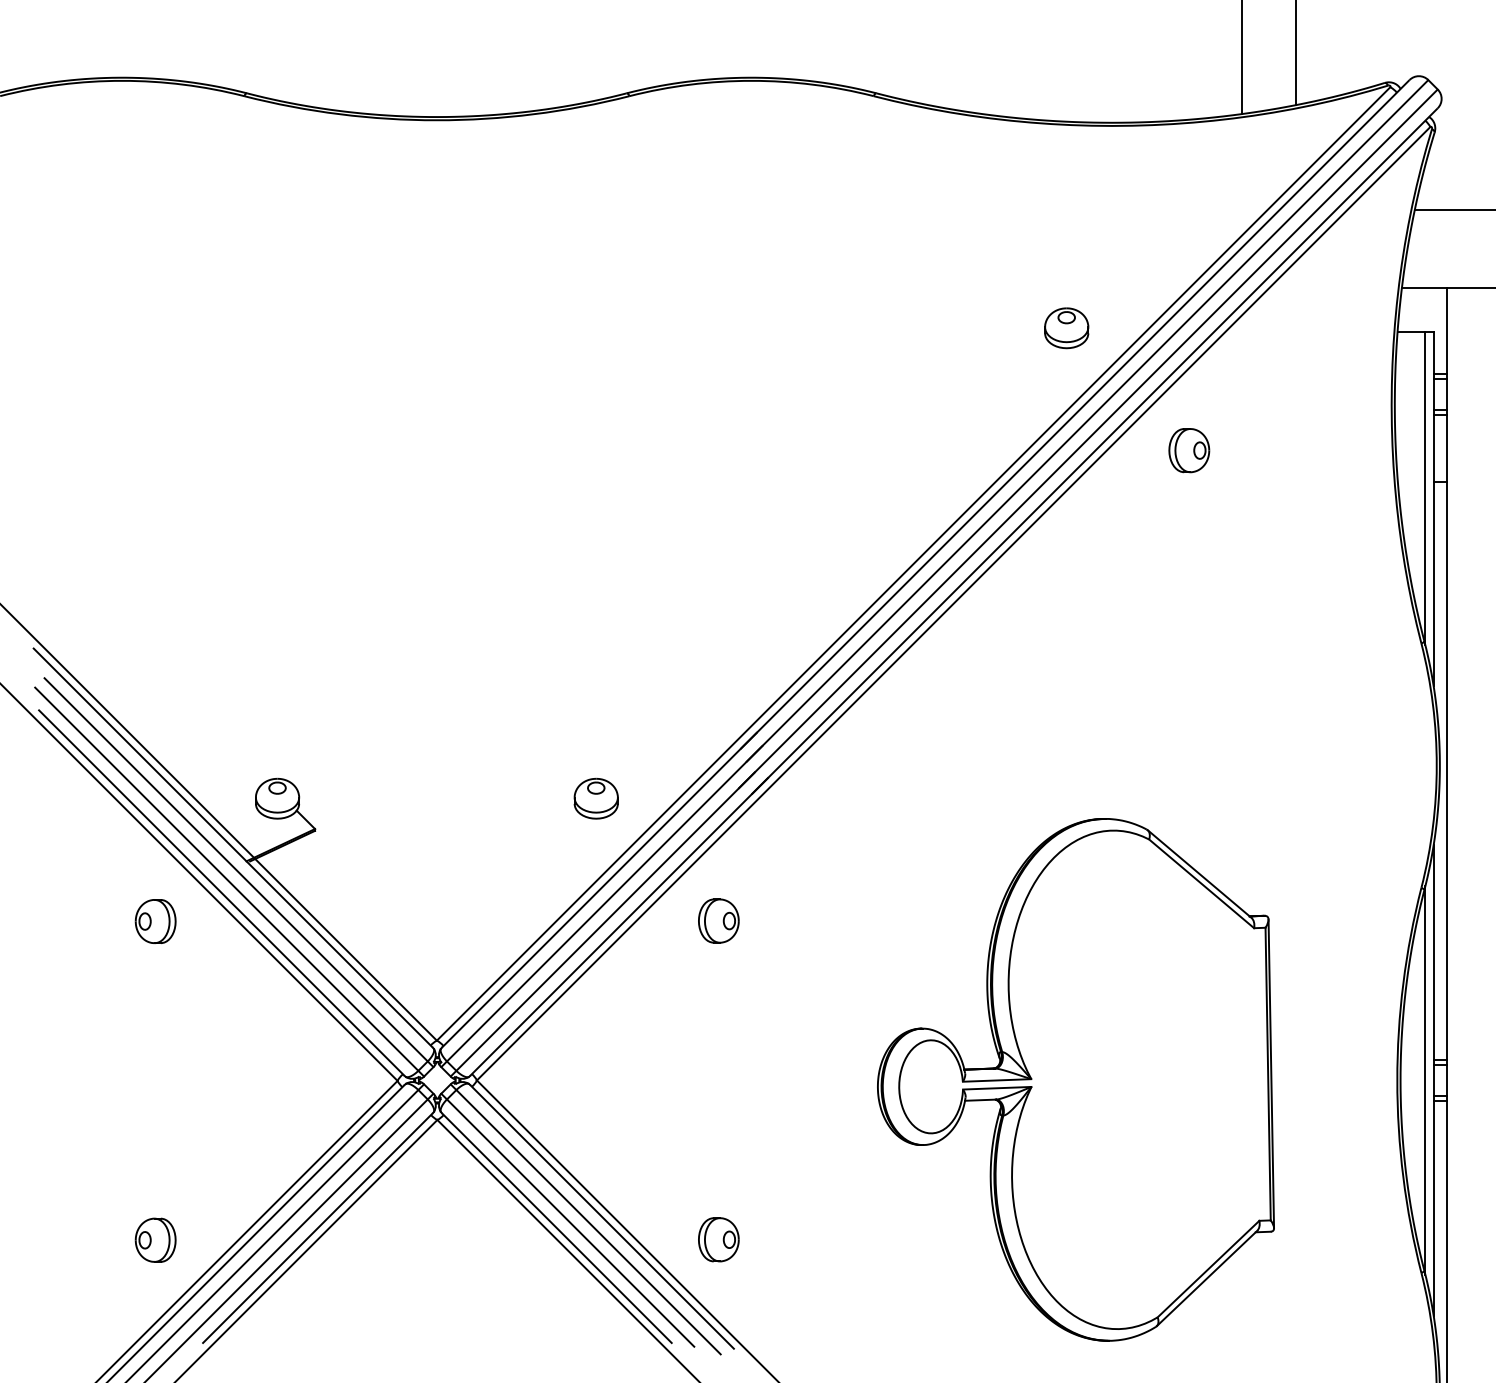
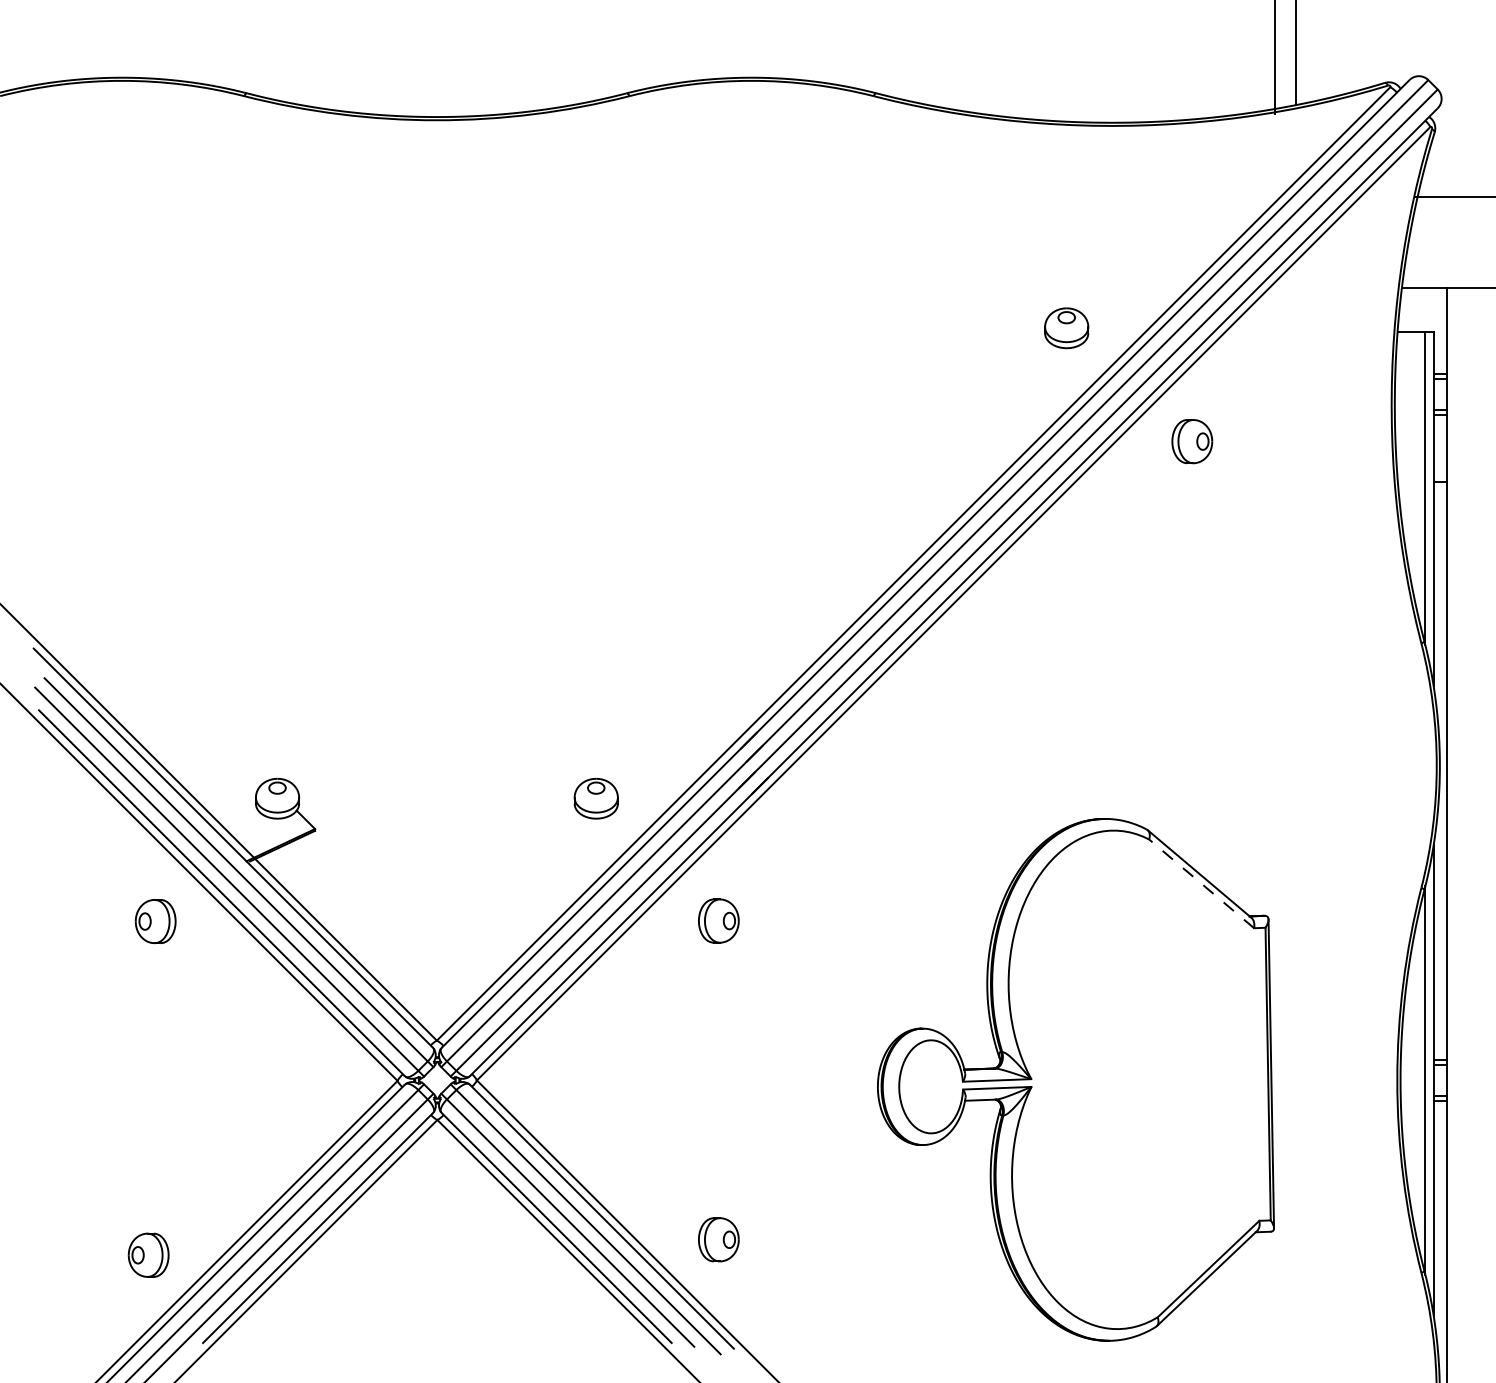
line position: (1242, 57) -> (1275, 57) (1275, 57)
line position: (1453, 209) -> (1453, 196) (1453, 196)
part position: (1189, 450) -> (1192, 441) (1192, 441)
line: solid -> dashed (1201, 883)
part position: (155, 1239) -> (148, 1254) (148, 1254)
